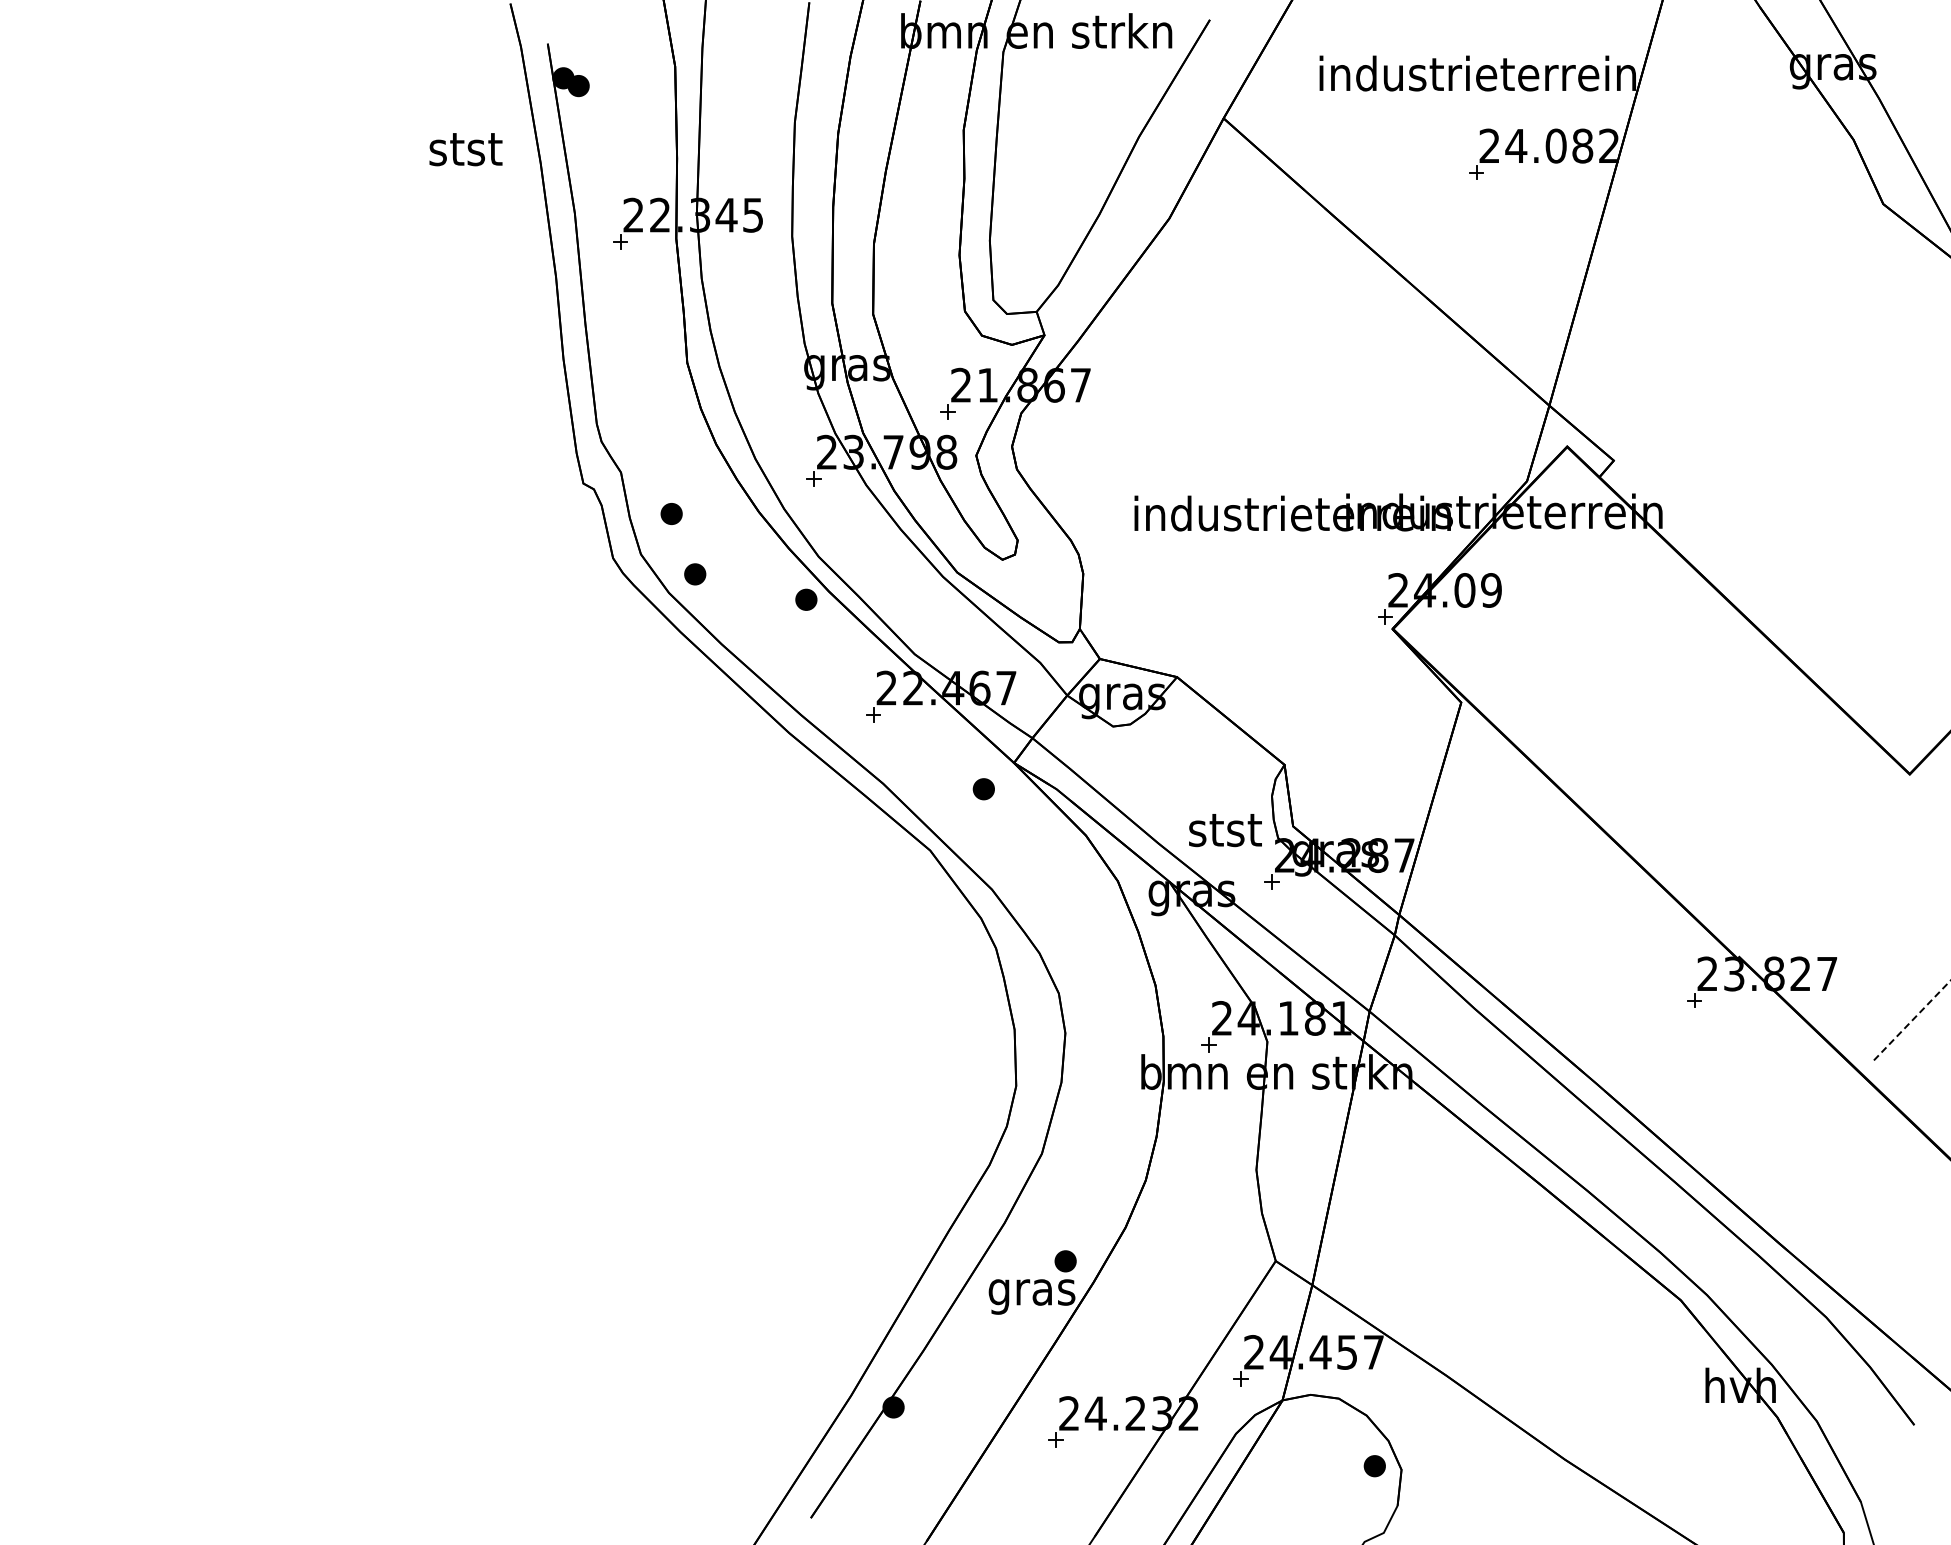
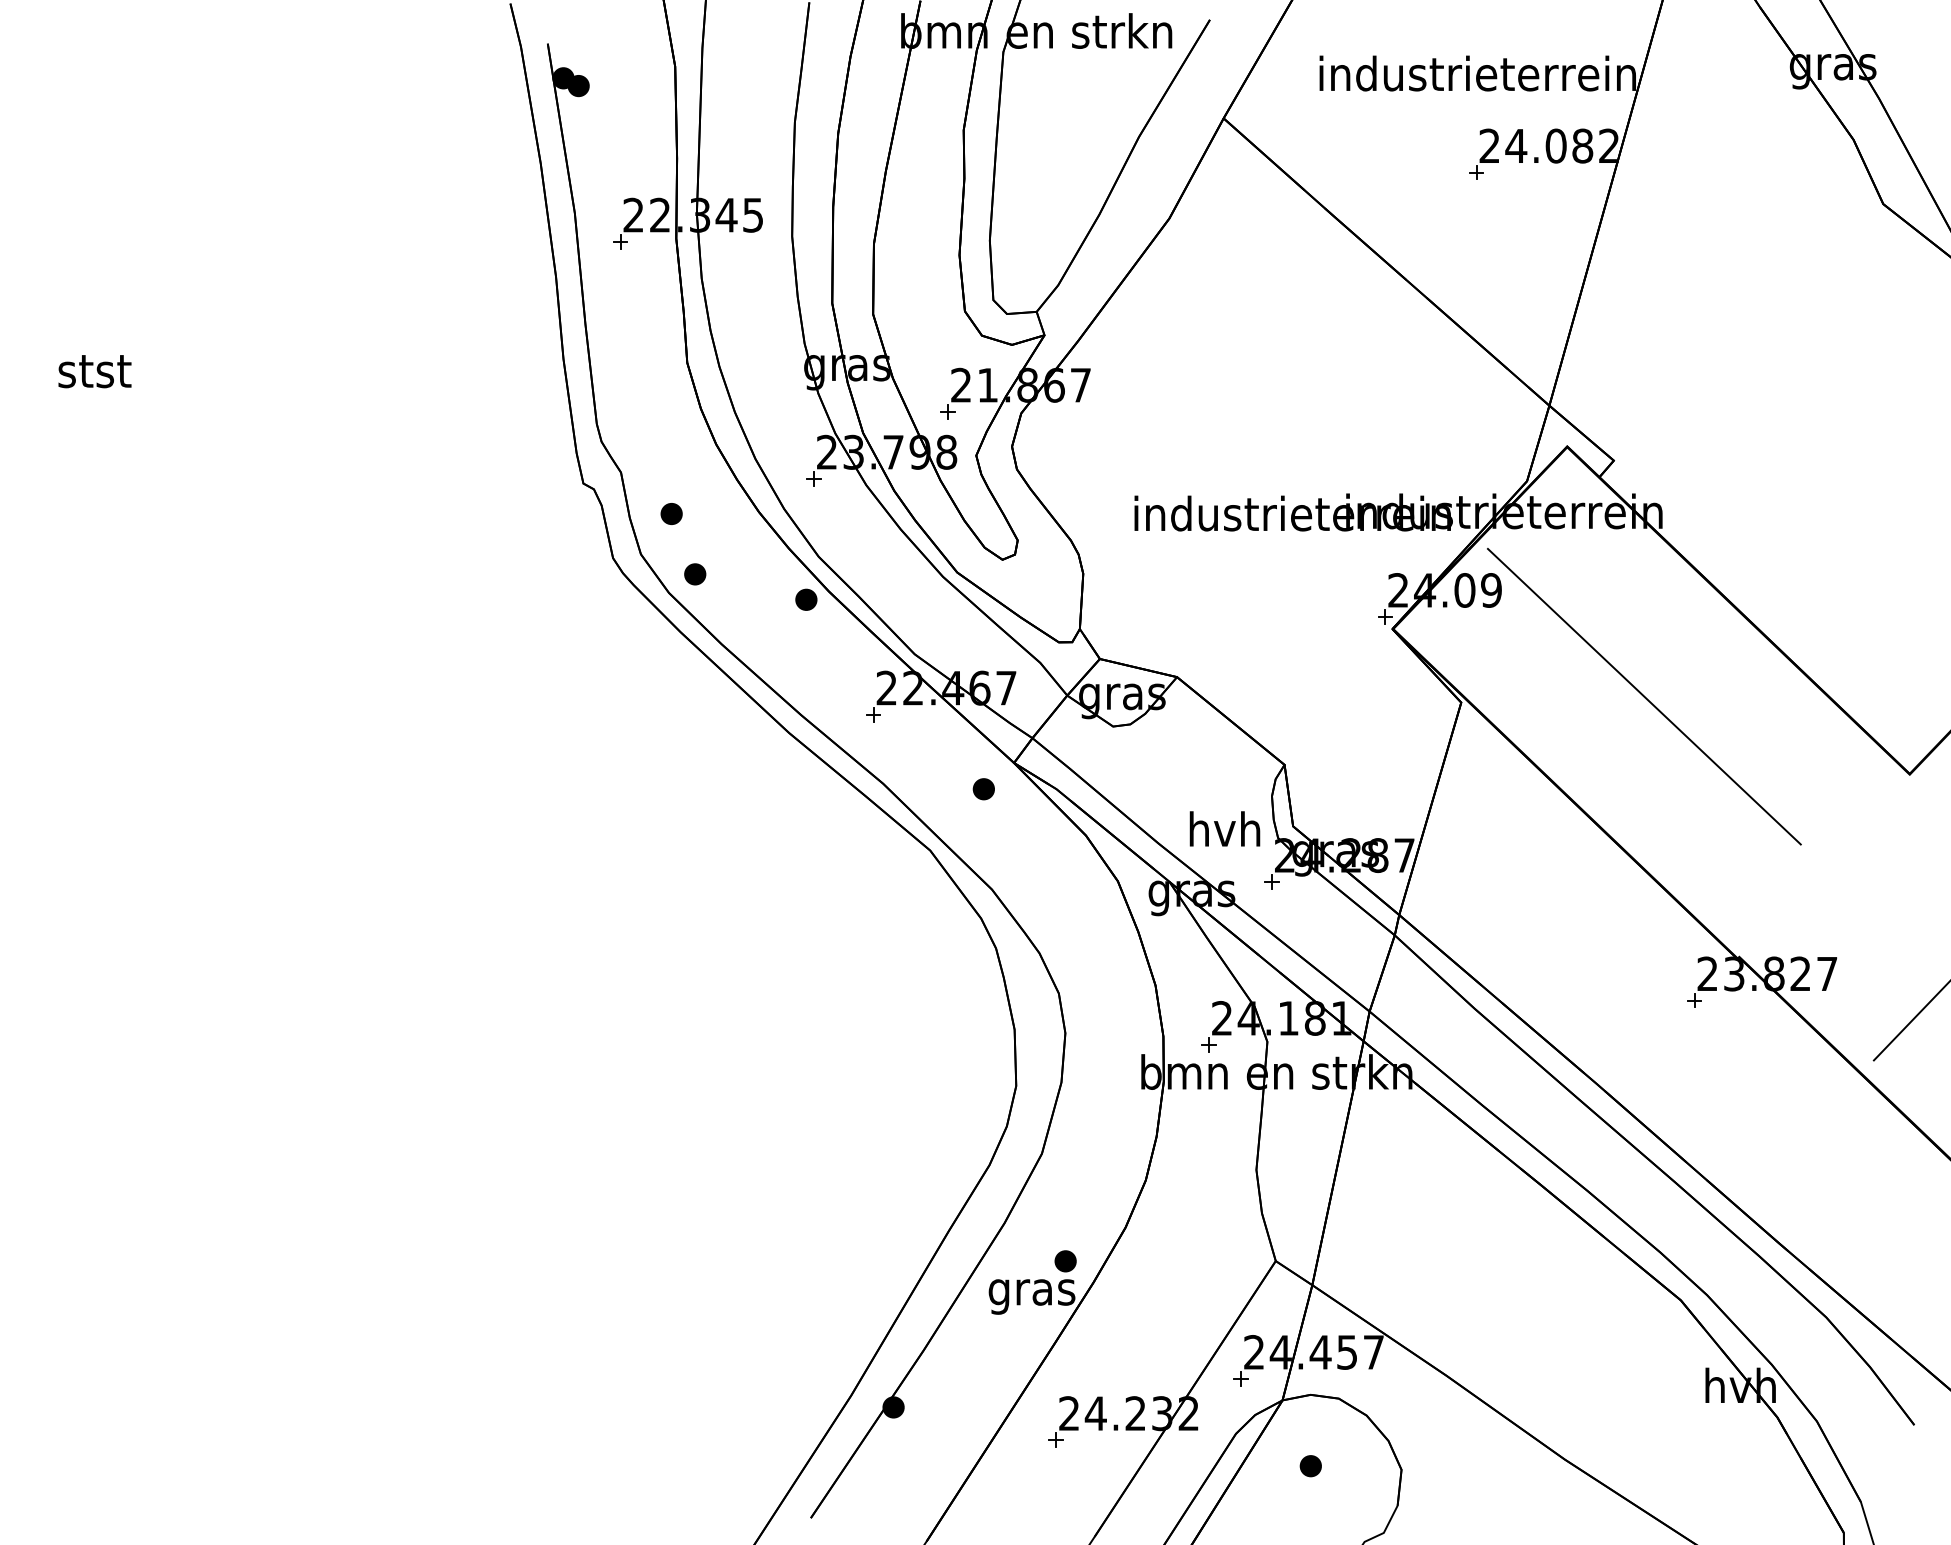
text position: (465, 149) -> (94, 371) (94, 371)
line: none -> present (1643, 696)
text: stst -> hvh (1225, 829)
line: dashed -> solid (1912, 1020)
part position: (1374, 1466) -> (1310, 1466) (1310, 1466)
